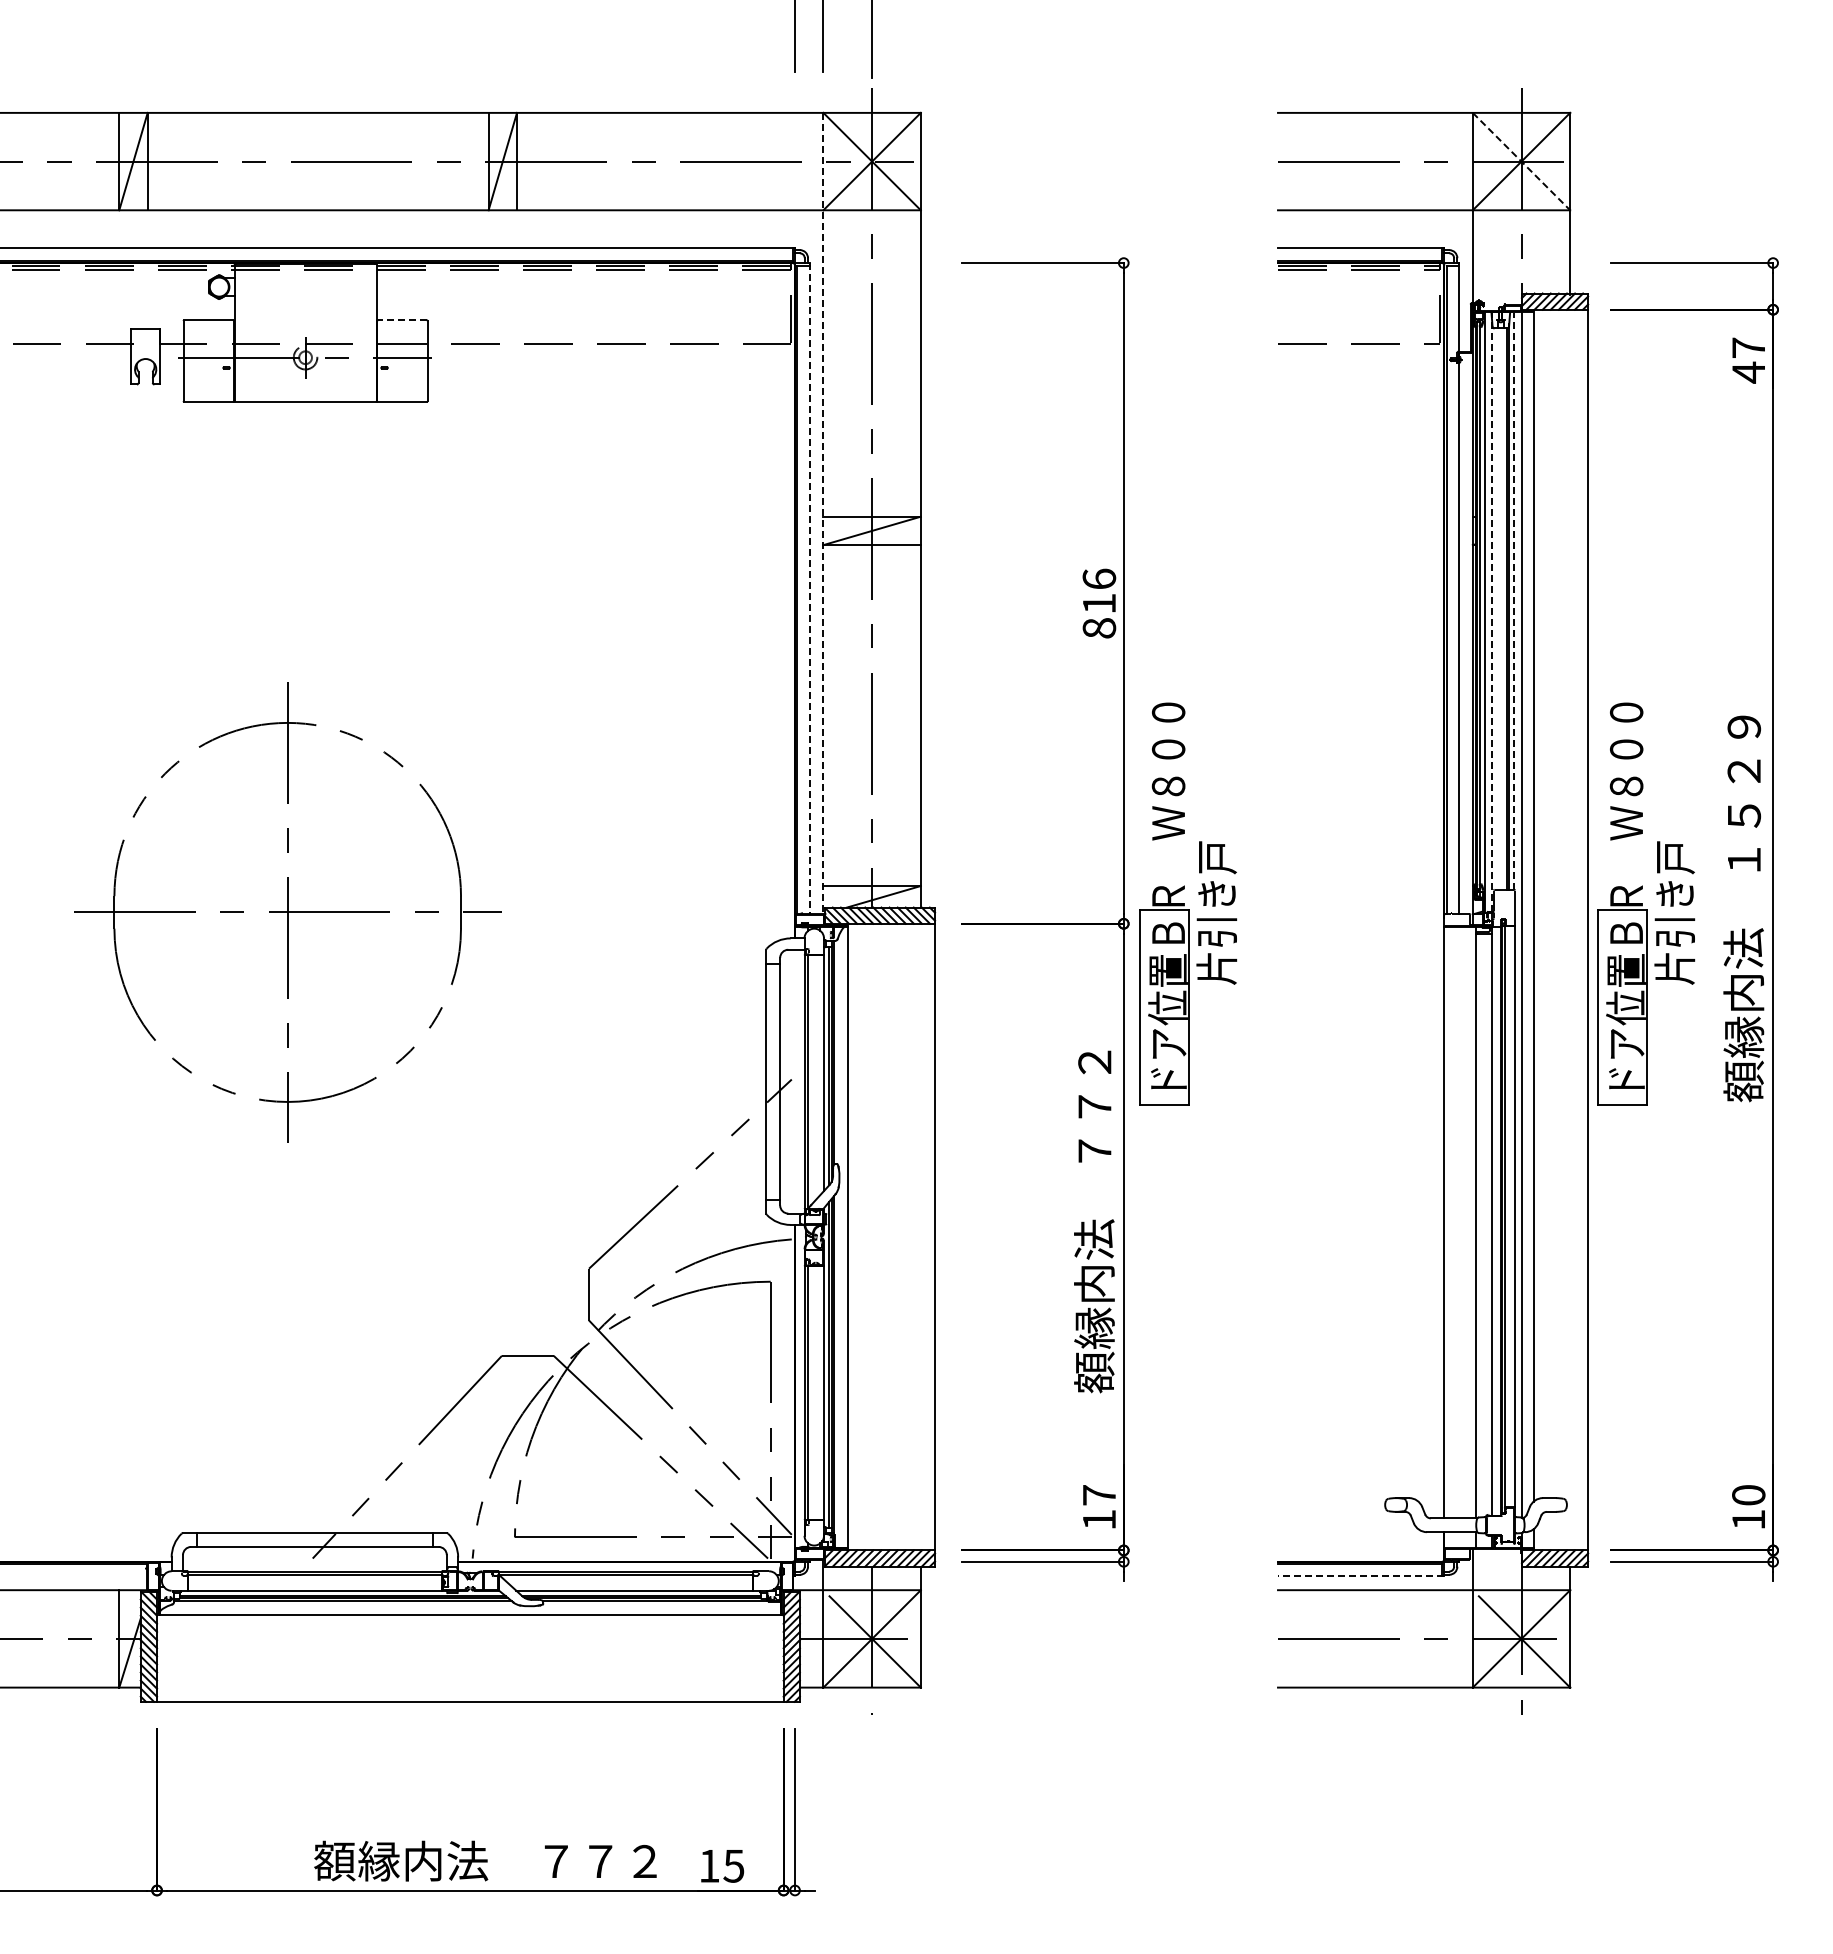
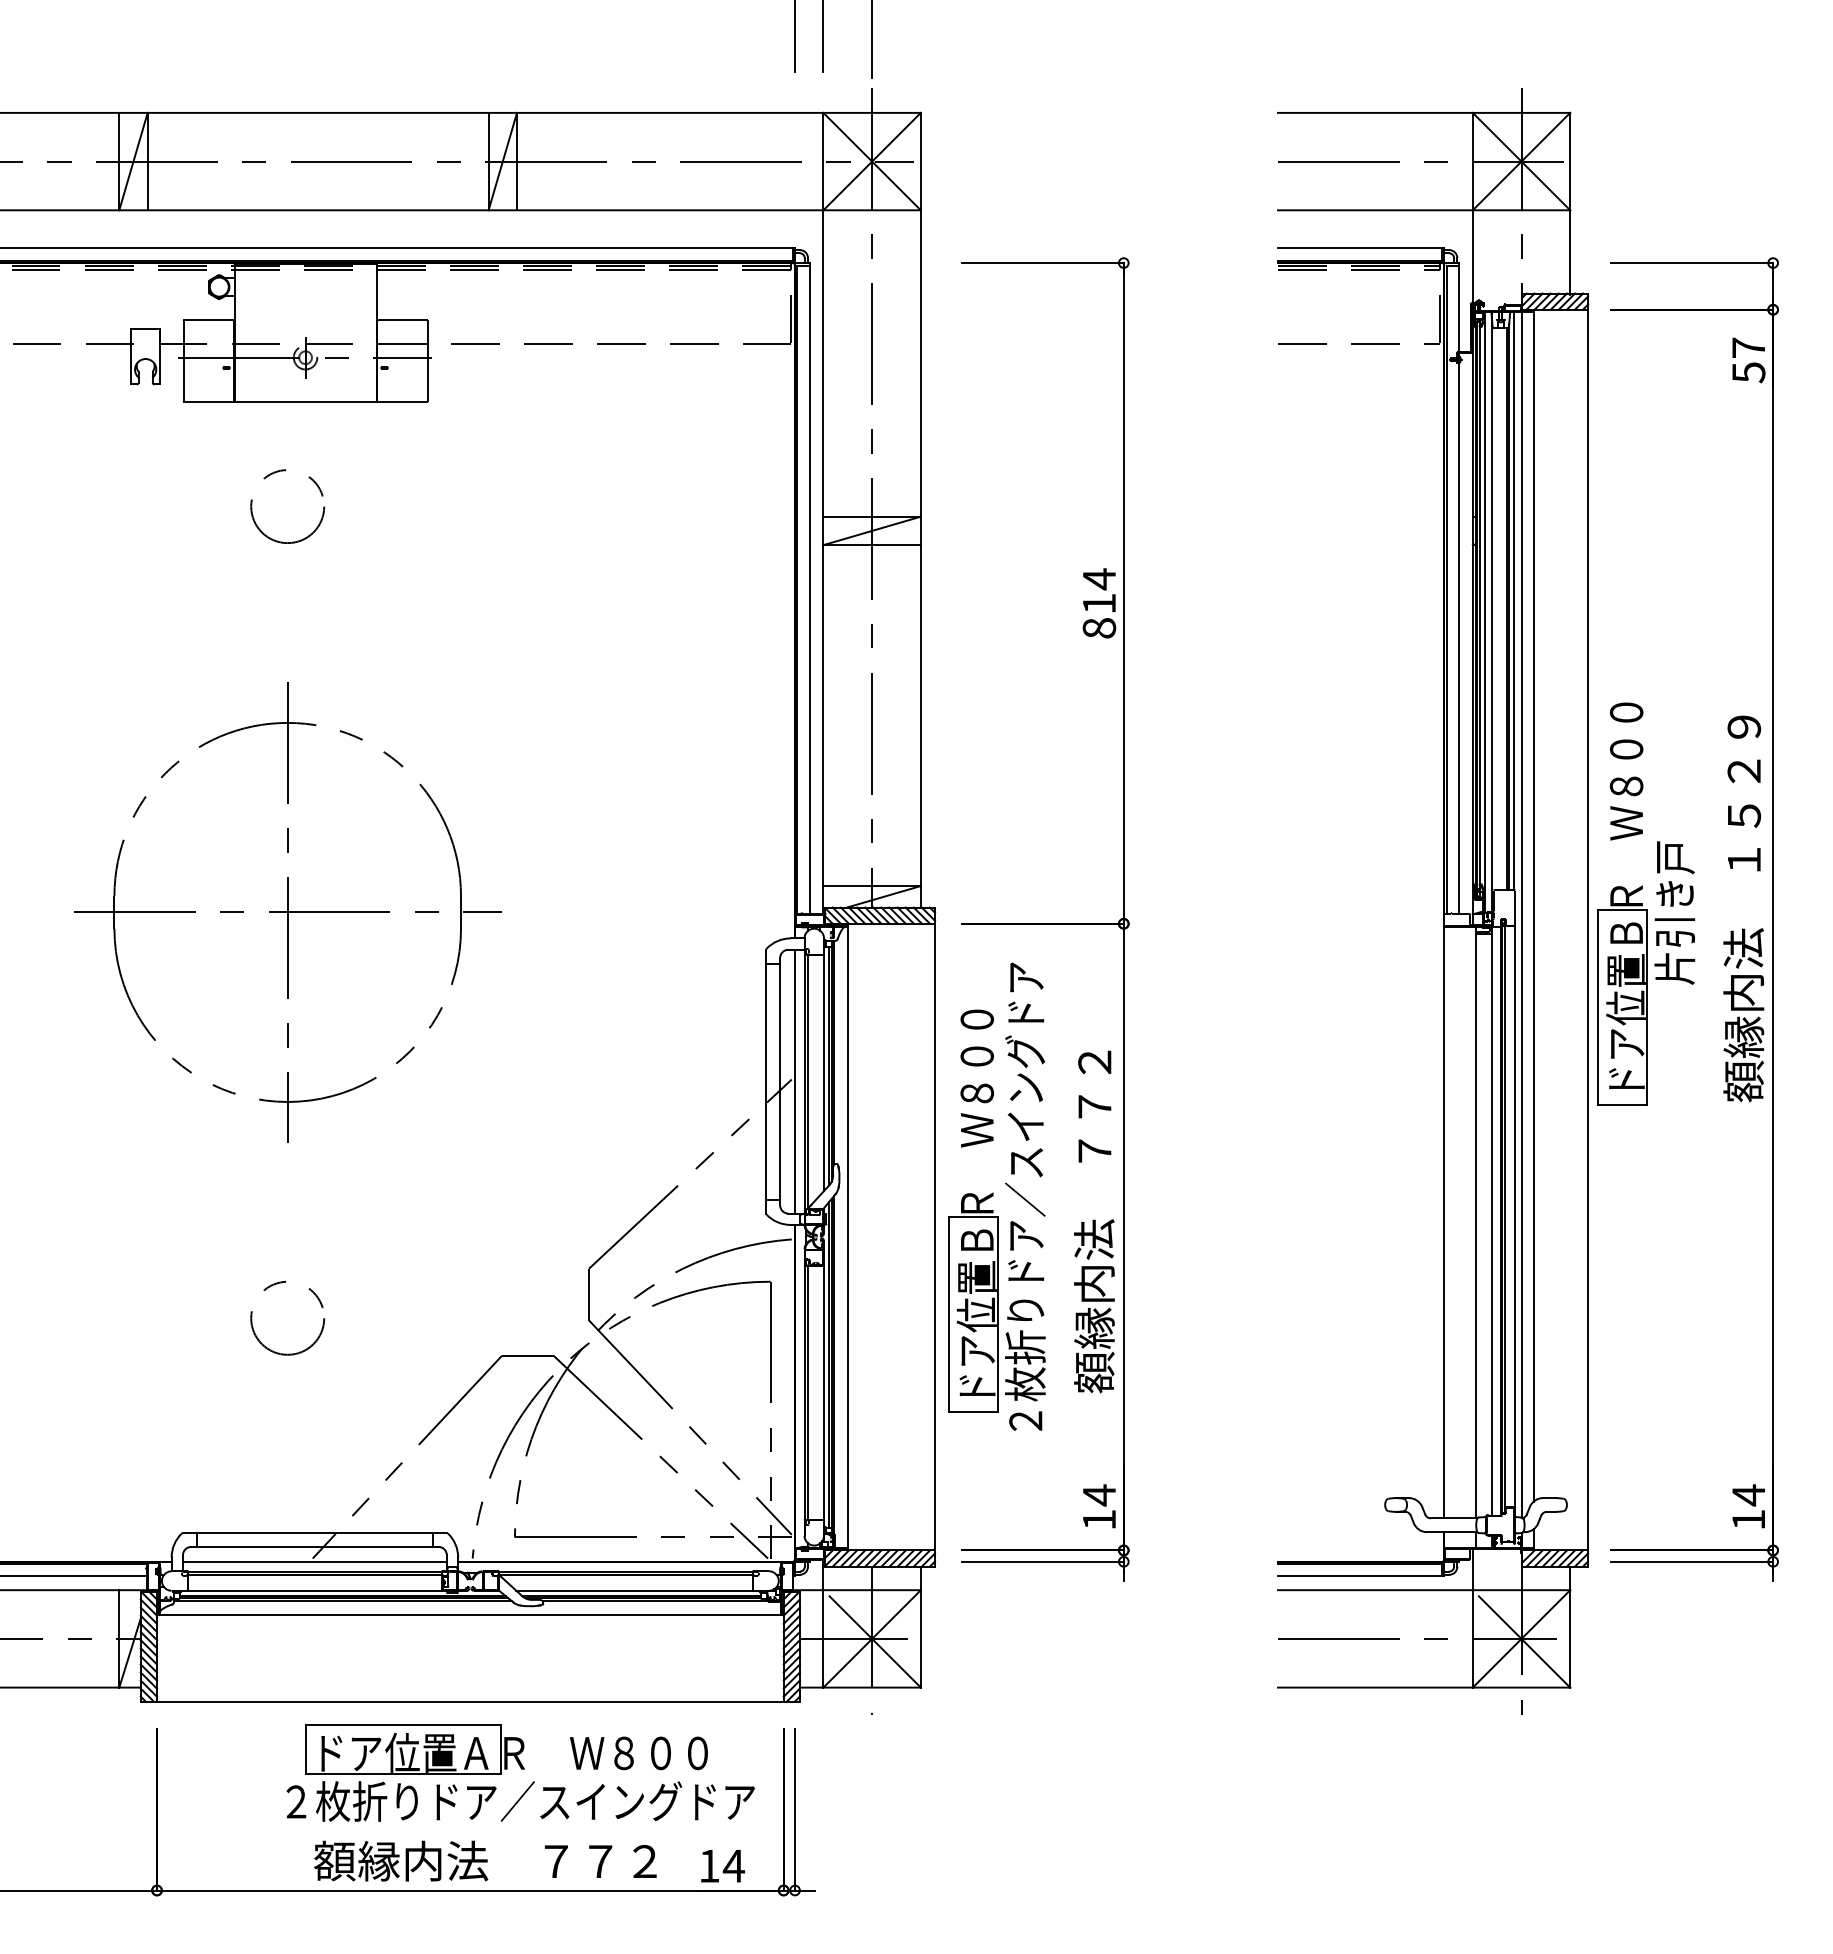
line: dashed -> solid (1521, 161)
line: dashed -> solid (401, 320)
text: 47 -> 57 (1748, 372)
circle: none -> present (287, 506)
line: dashed -> solid (823, 513)
text: 816 -> 814 (1099, 579)
line: dashed -> solid (809, 589)
line: dashed -> solid (1514, 601)
line: dashed -> solid (1491, 612)
part: present -> none (1188, 903)
line: none -> present (795, 1081)
part: none -> present (996, 1196)
circle: none -> present (287, 1318)
text: 17 -> 14 (1099, 1495)
text: 10 -> 14 (1748, 1495)
line: none -> present (314, 1561)
line: none -> present (74, 1576)
line: dashed -> solid (1360, 1576)
part: none -> present (520, 1772)
text: 15 -> 14 (733, 1866)
